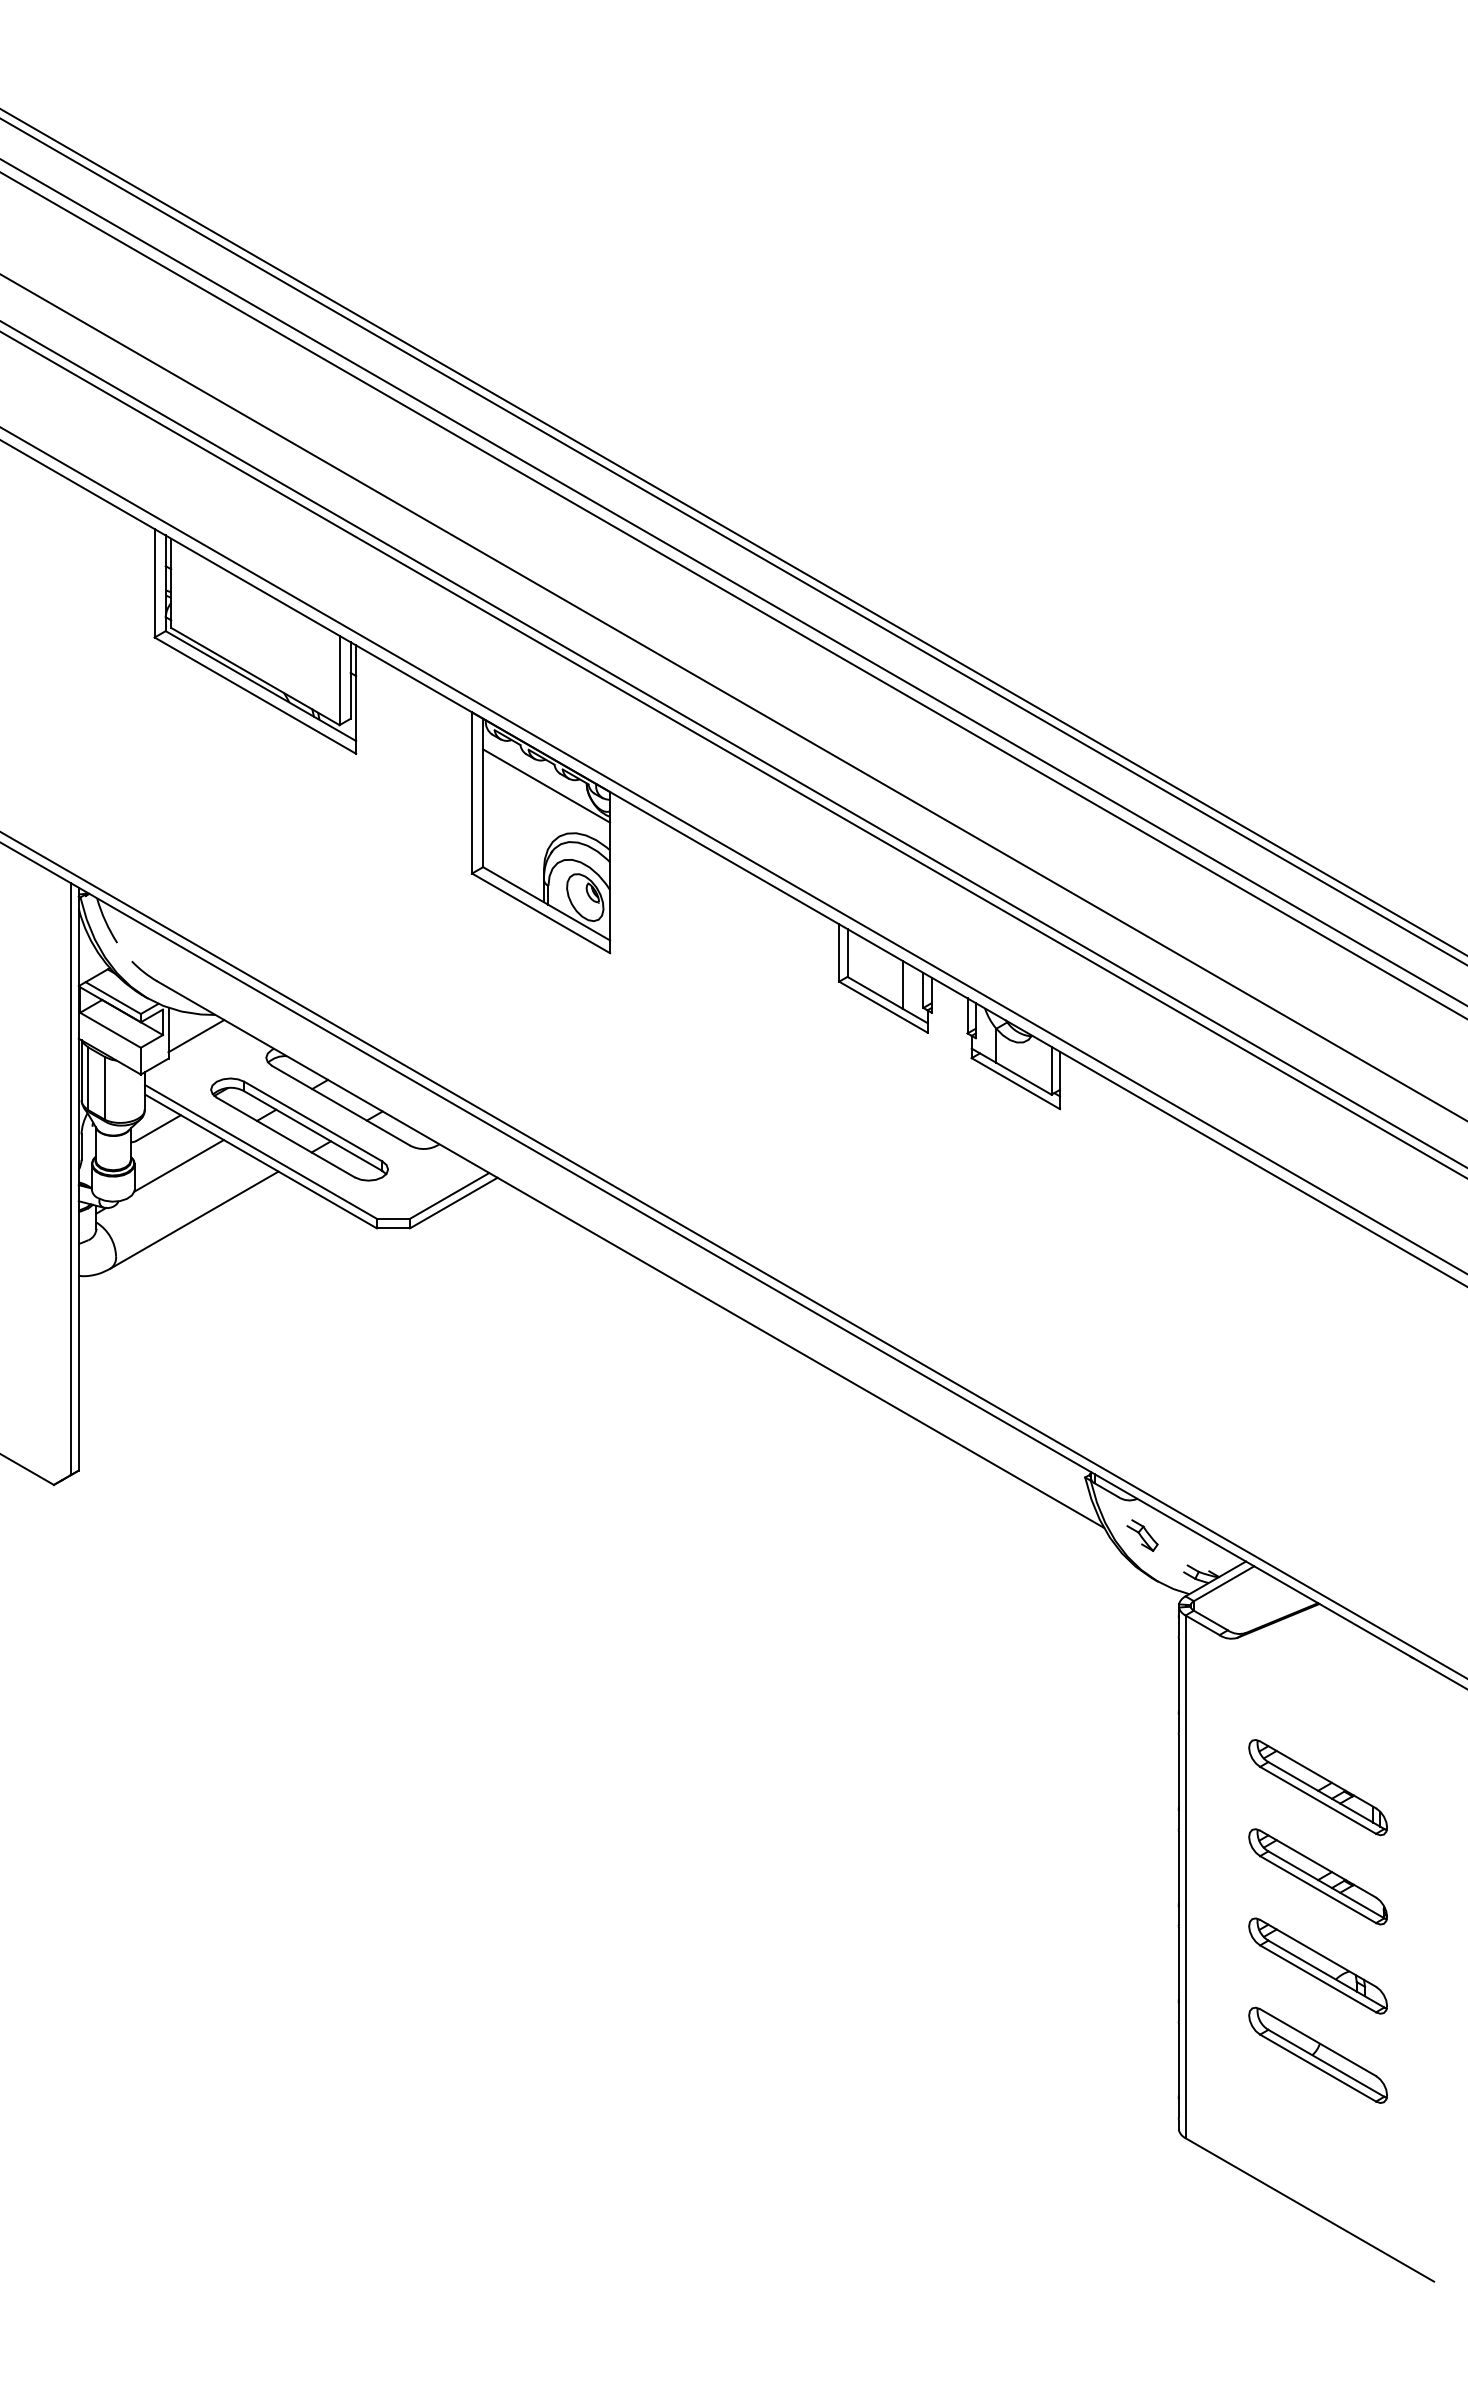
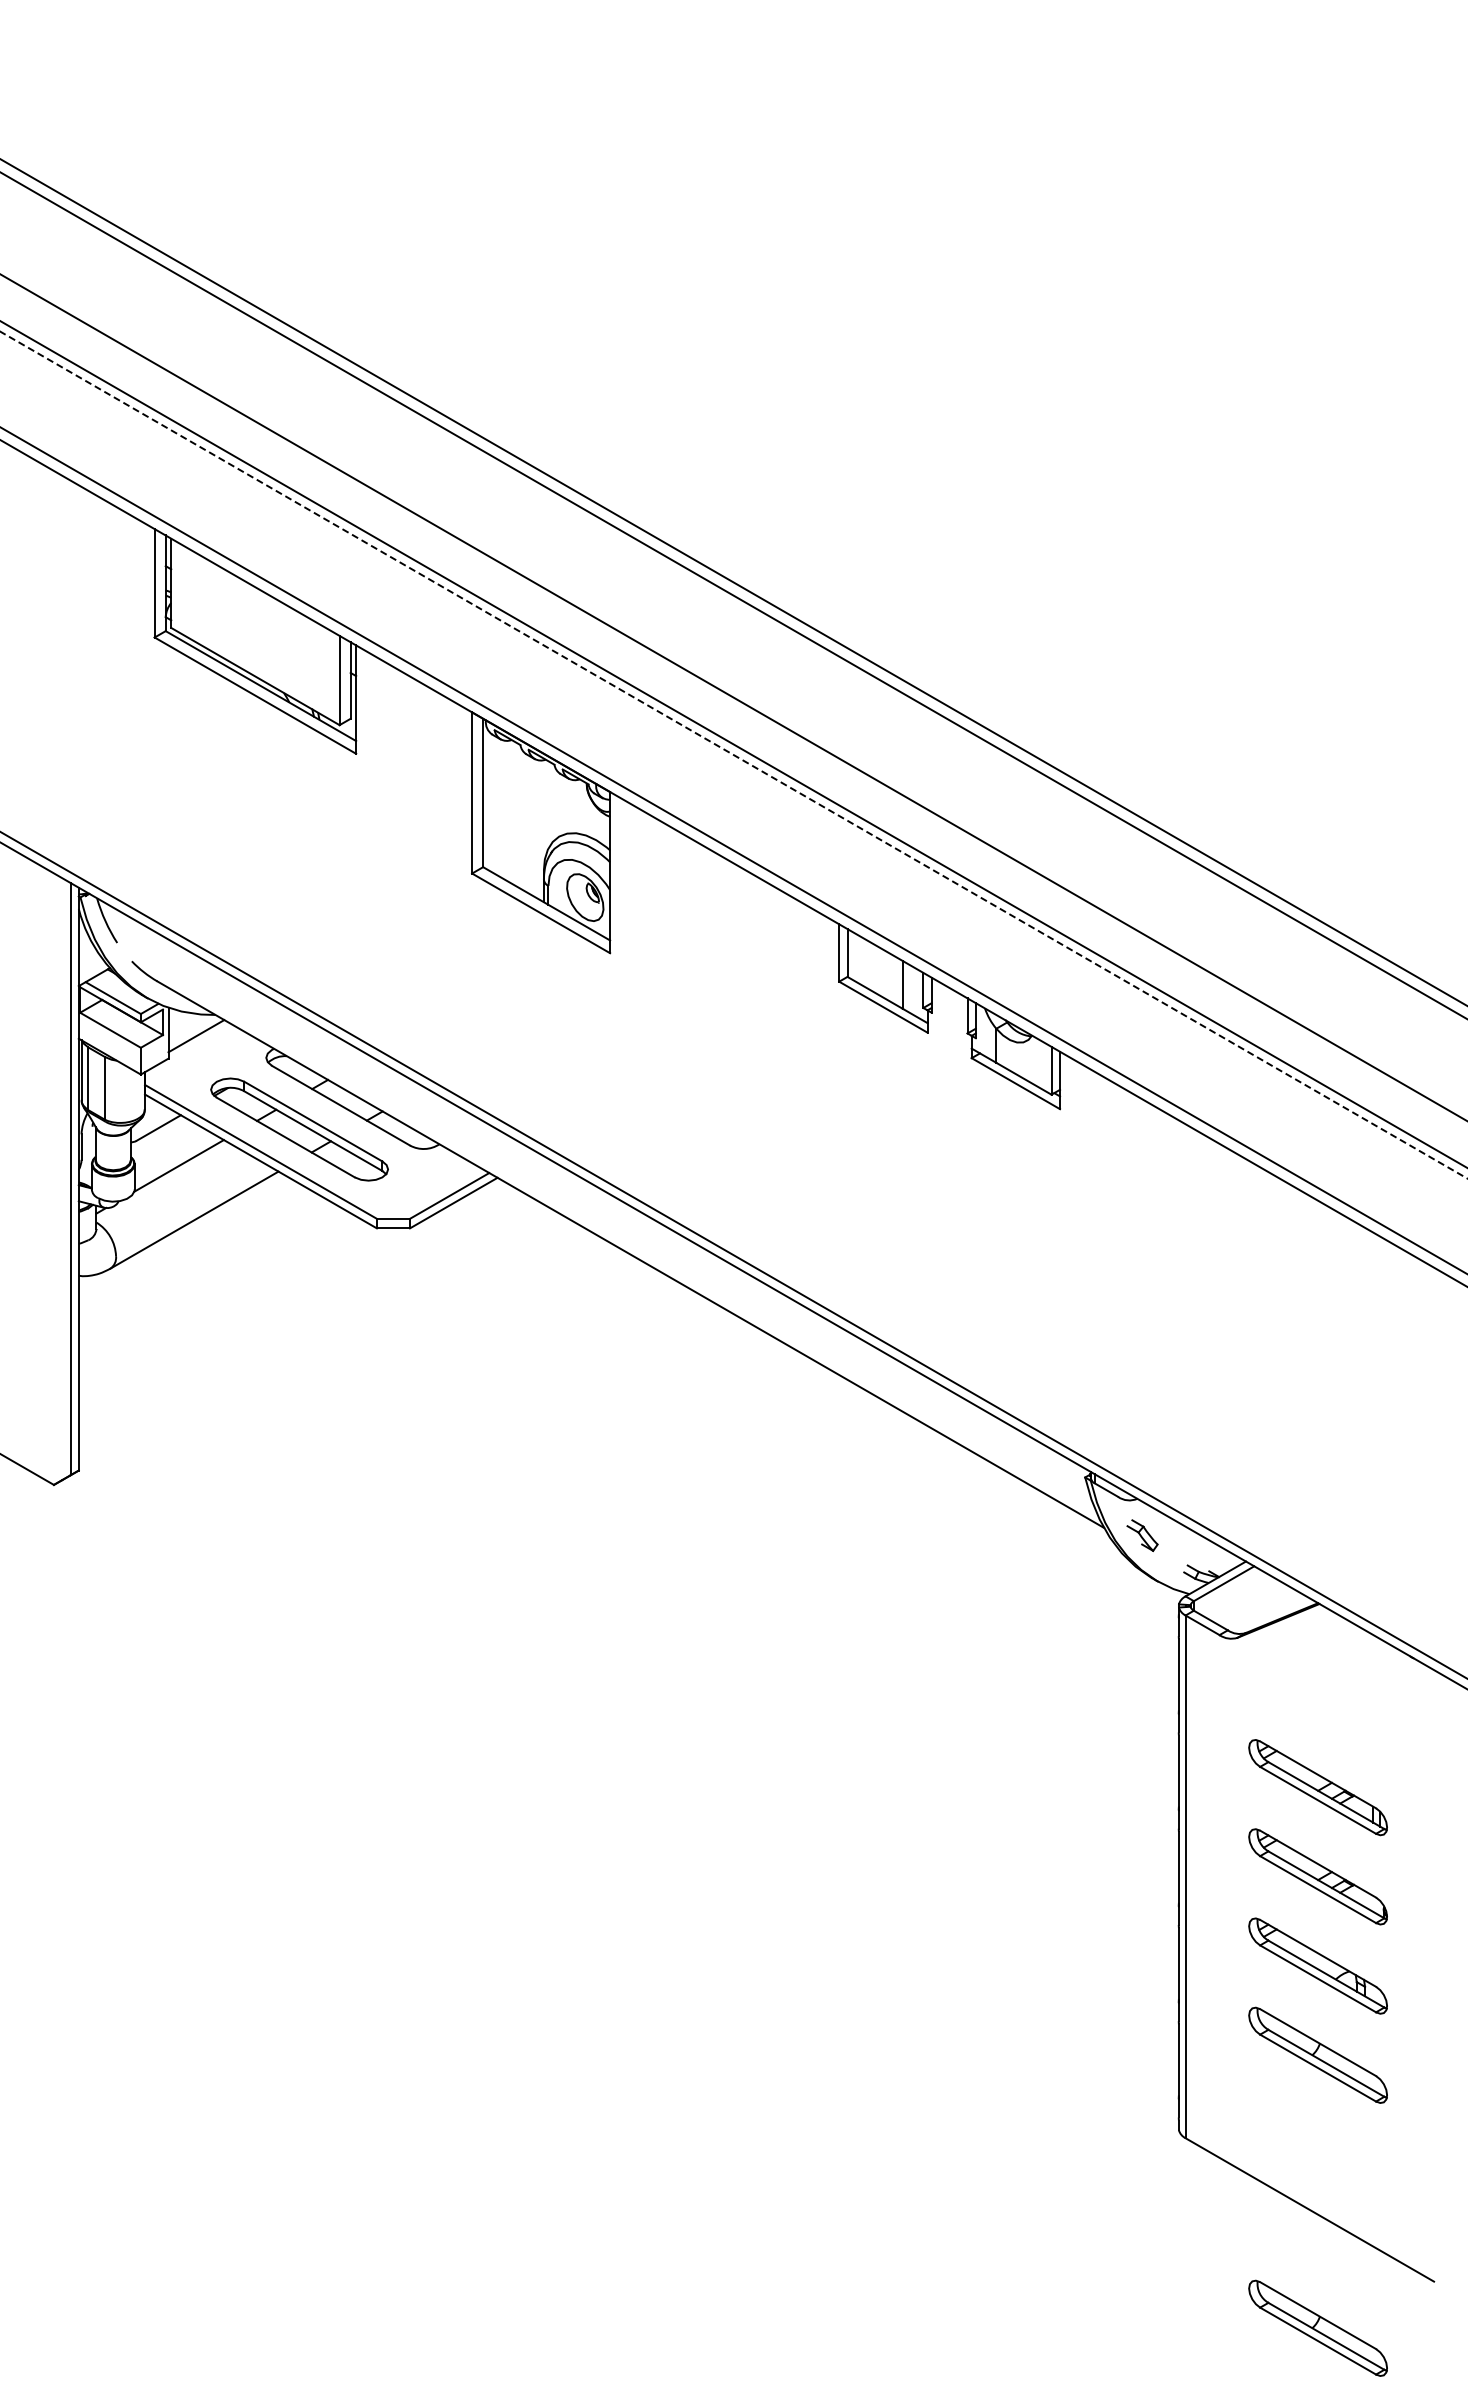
line: present -> none (733, 532)
line: present -> none (733, 541)
line: solid -> dashed (733, 755)
line: present -> none (546, 785)
part: none -> present (1317, 2327)
